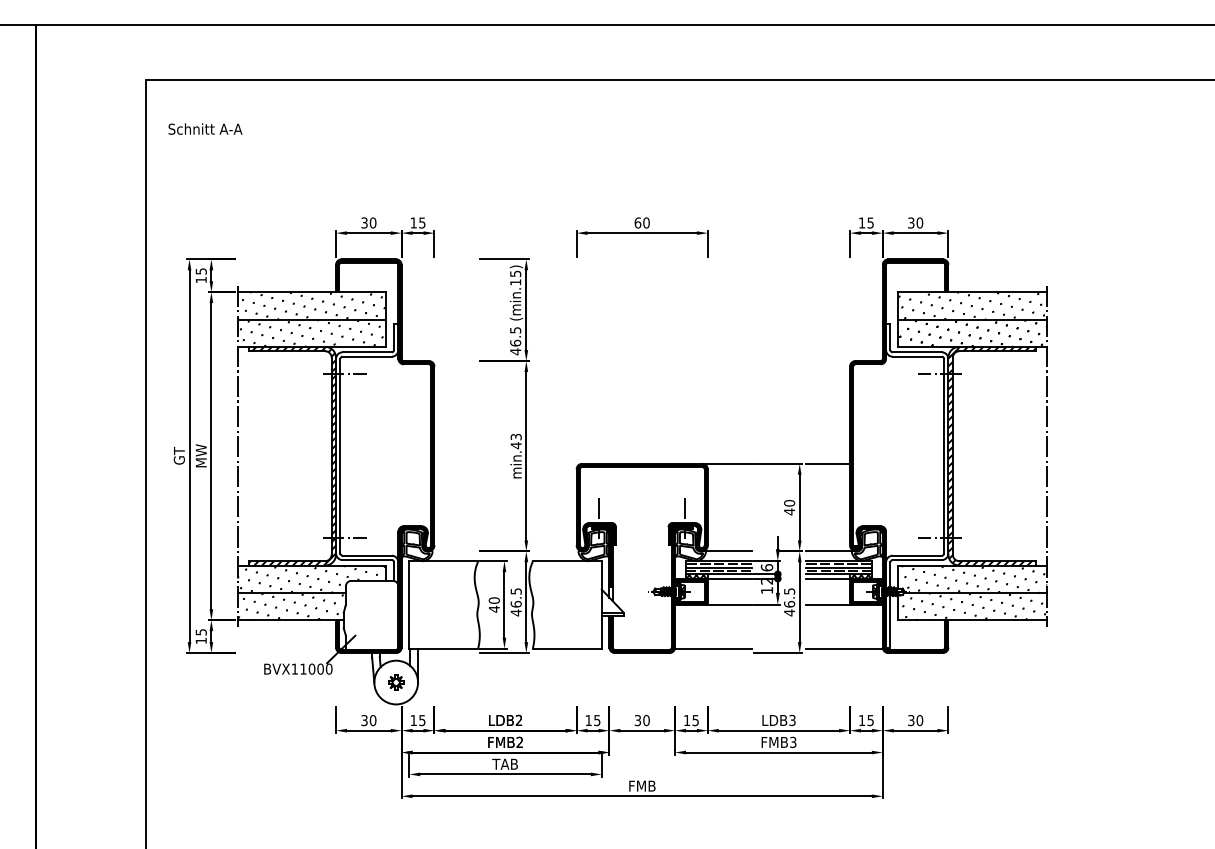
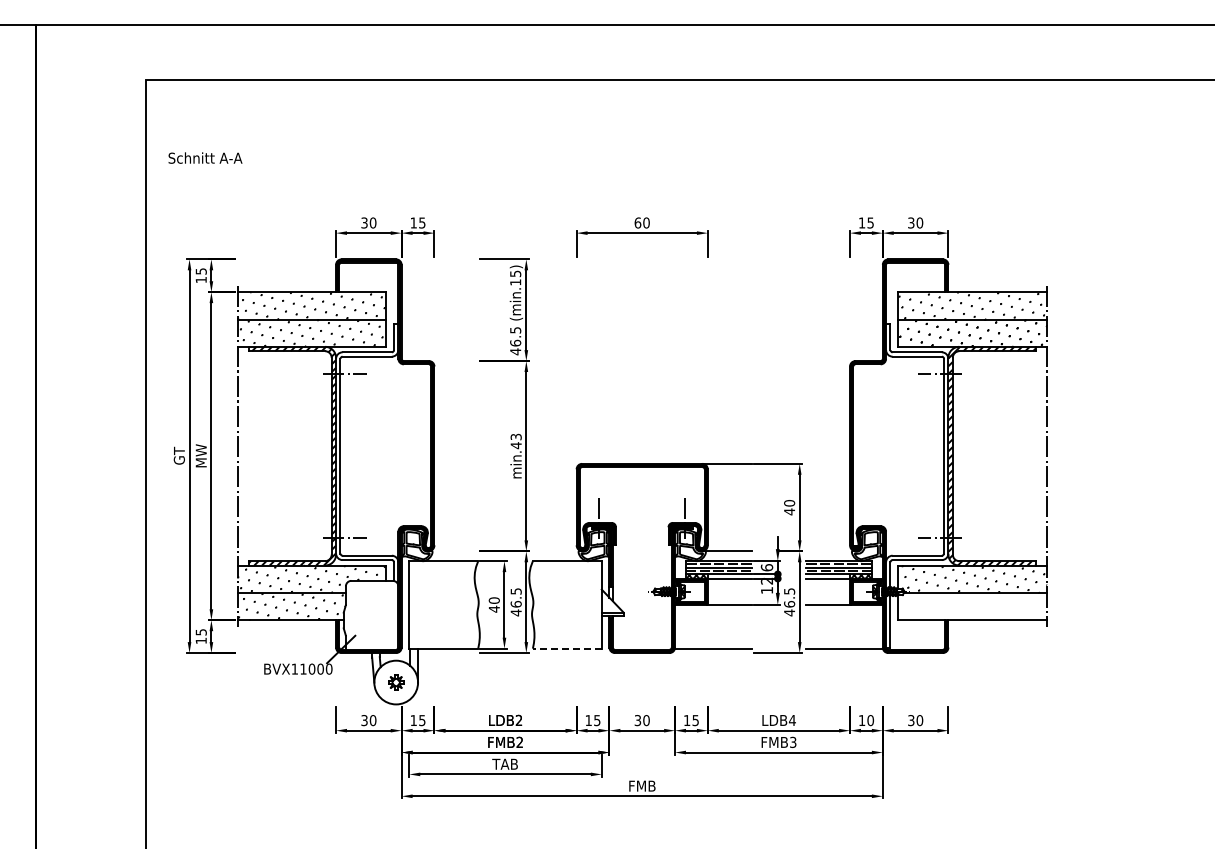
text position: (205, 128) -> (205, 157) (205, 157)
line: present -> none (828, 463)
line: present -> none (830, 551)
hatch: present -> none (972, 606)
line: solid -> dashed (566, 648)
text: LDB3 -> LDB4 (791, 720)
text: 15 -> 10 (870, 720)
